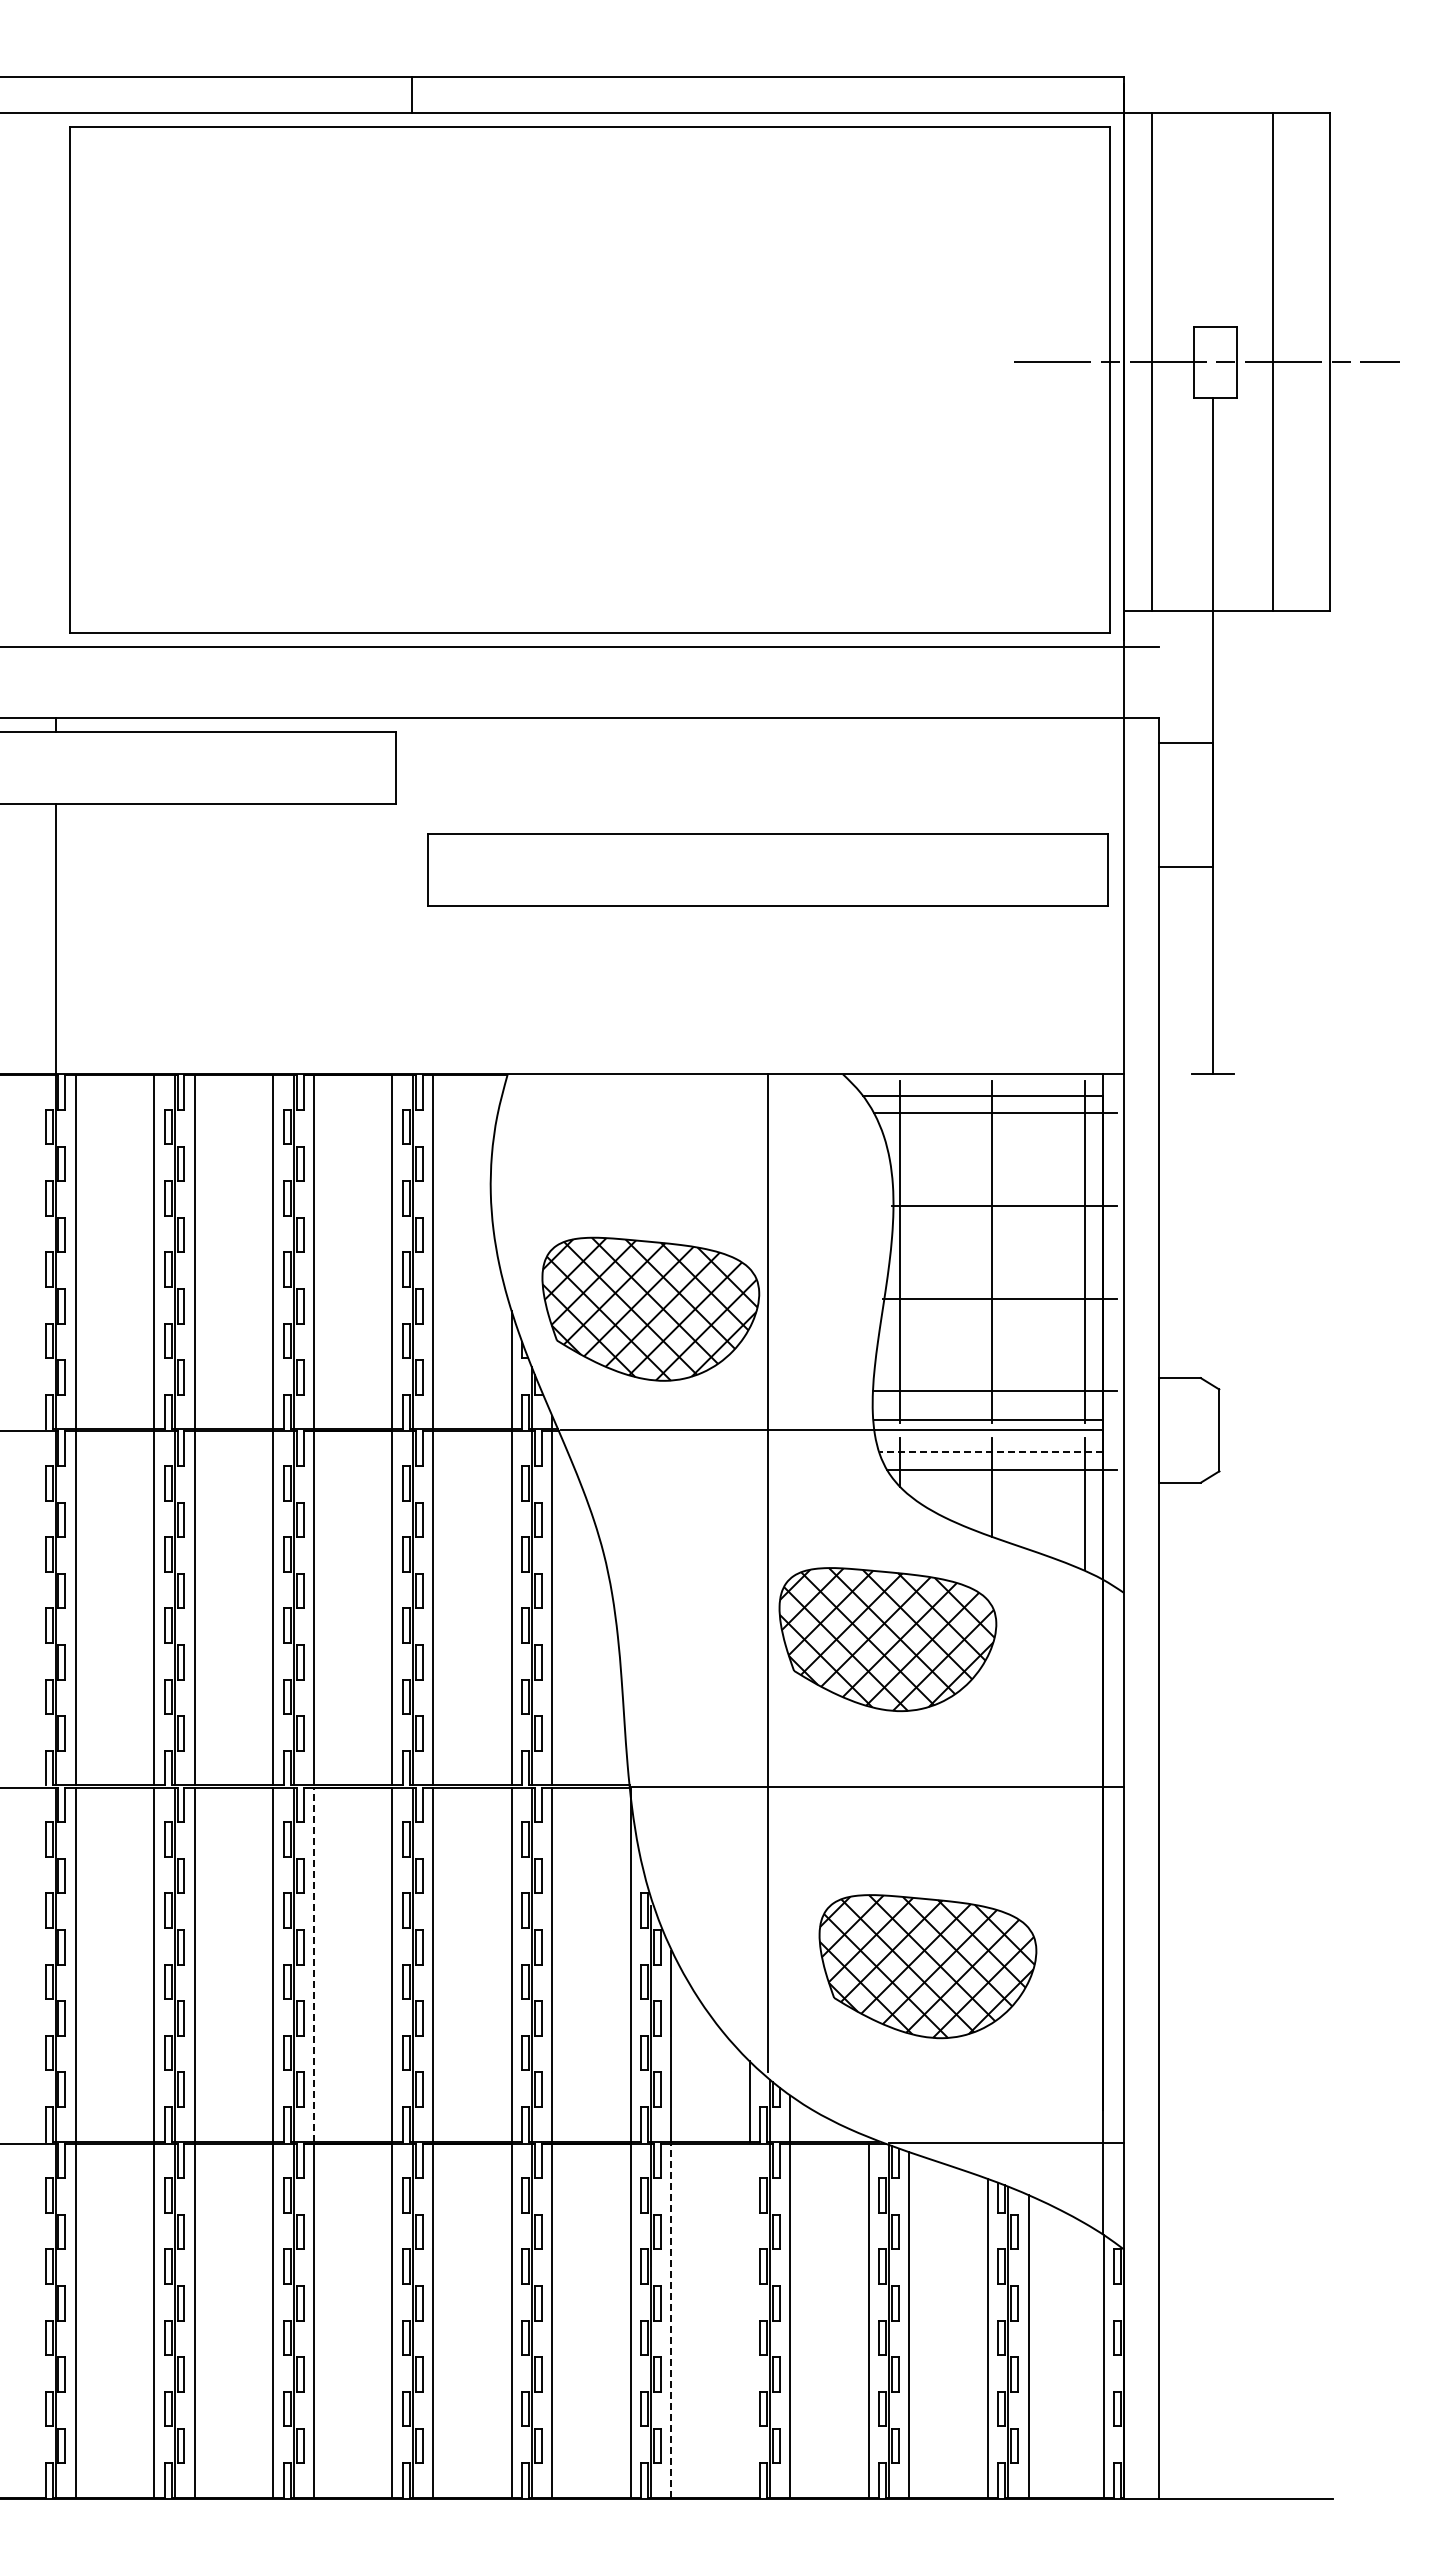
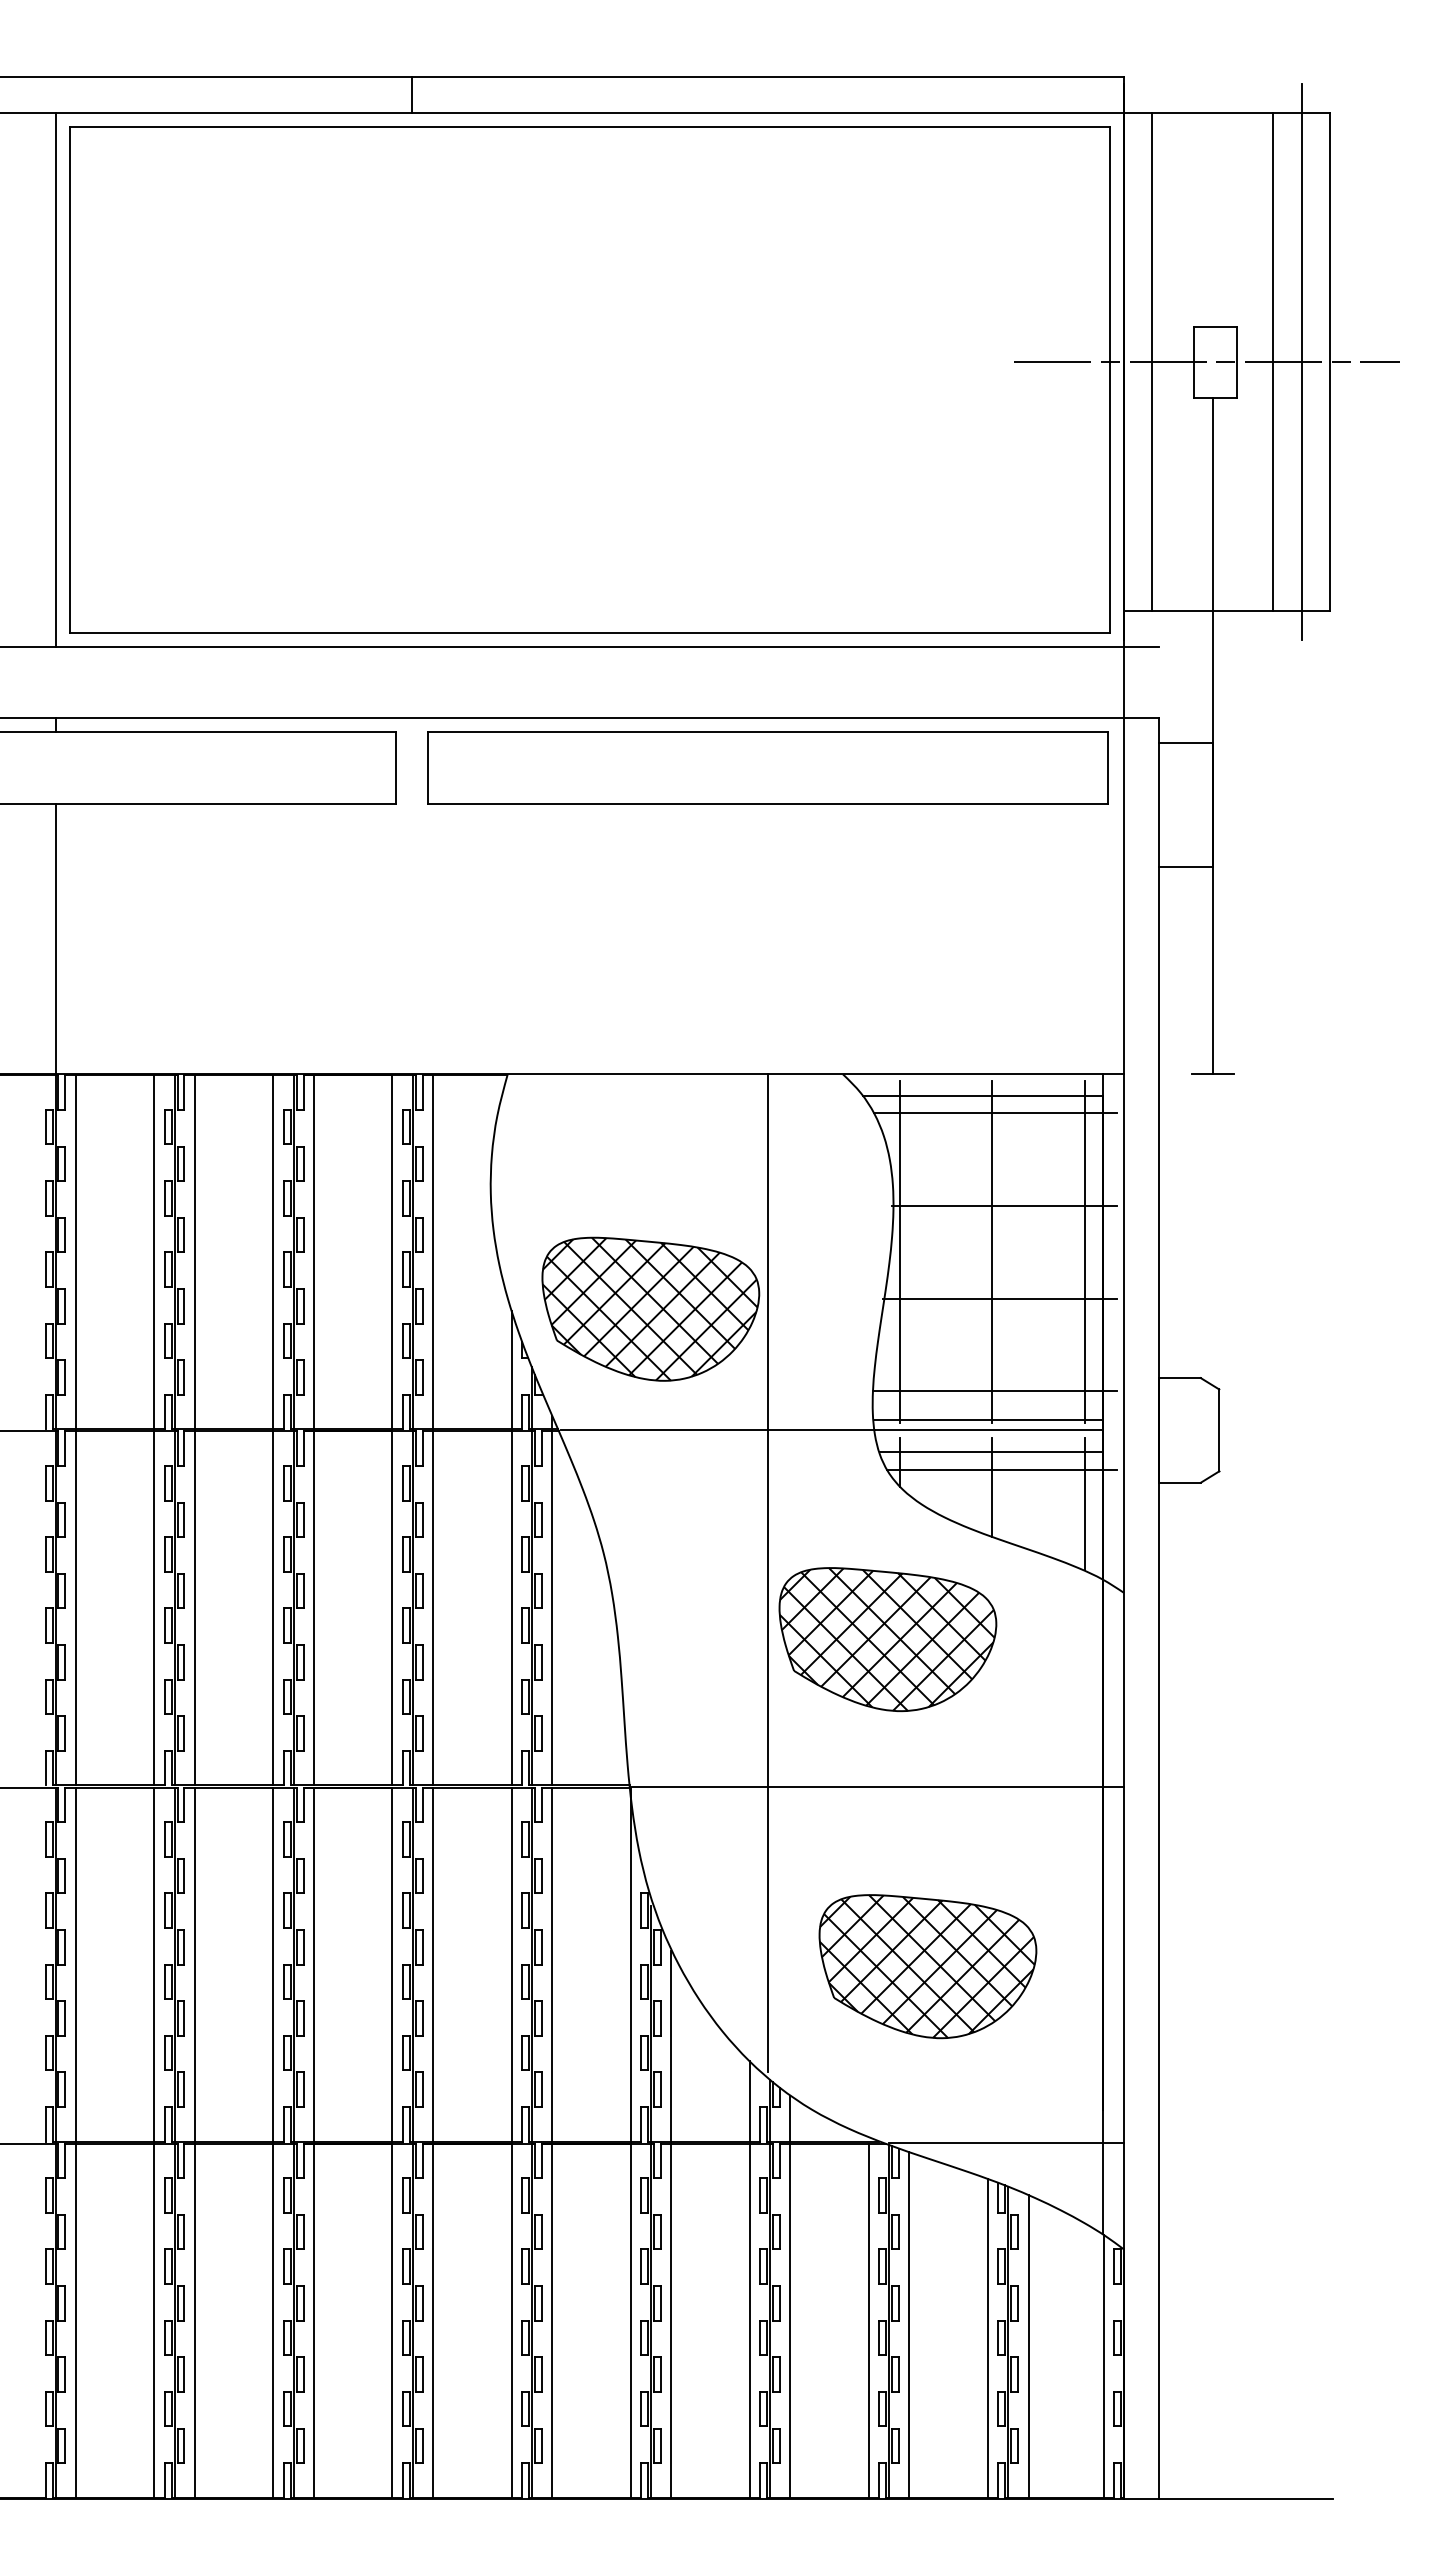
line: none -> present (1301, 361)
line: none -> present (55, 379)
part position: (767, 869) -> (767, 767) (767, 767)
line: dashed -> solid (990, 1451)
line: dashed -> solid (314, 1964)
line: dashed -> solid (671, 2320)
line: none -> present (749, 2320)
